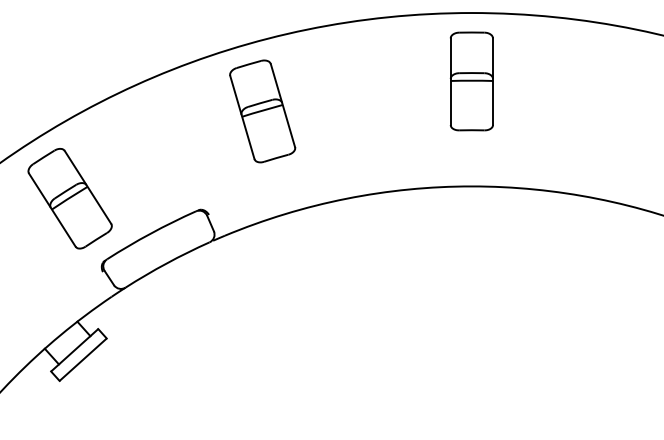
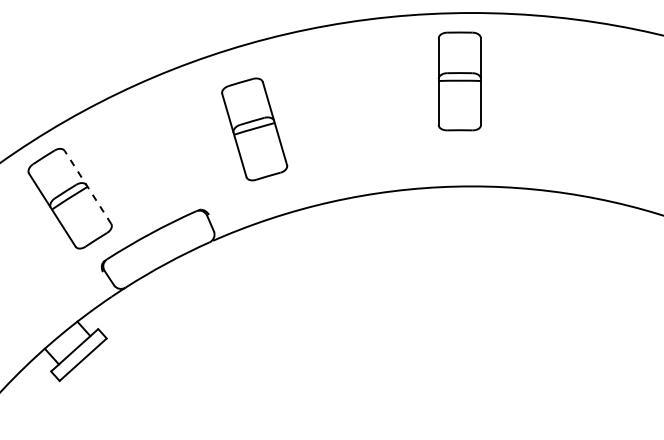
part position: (471, 81) -> (459, 81) (459, 81)
part position: (262, 111) -> (254, 129) (254, 129)
line: solid -> dashed (87, 187)
